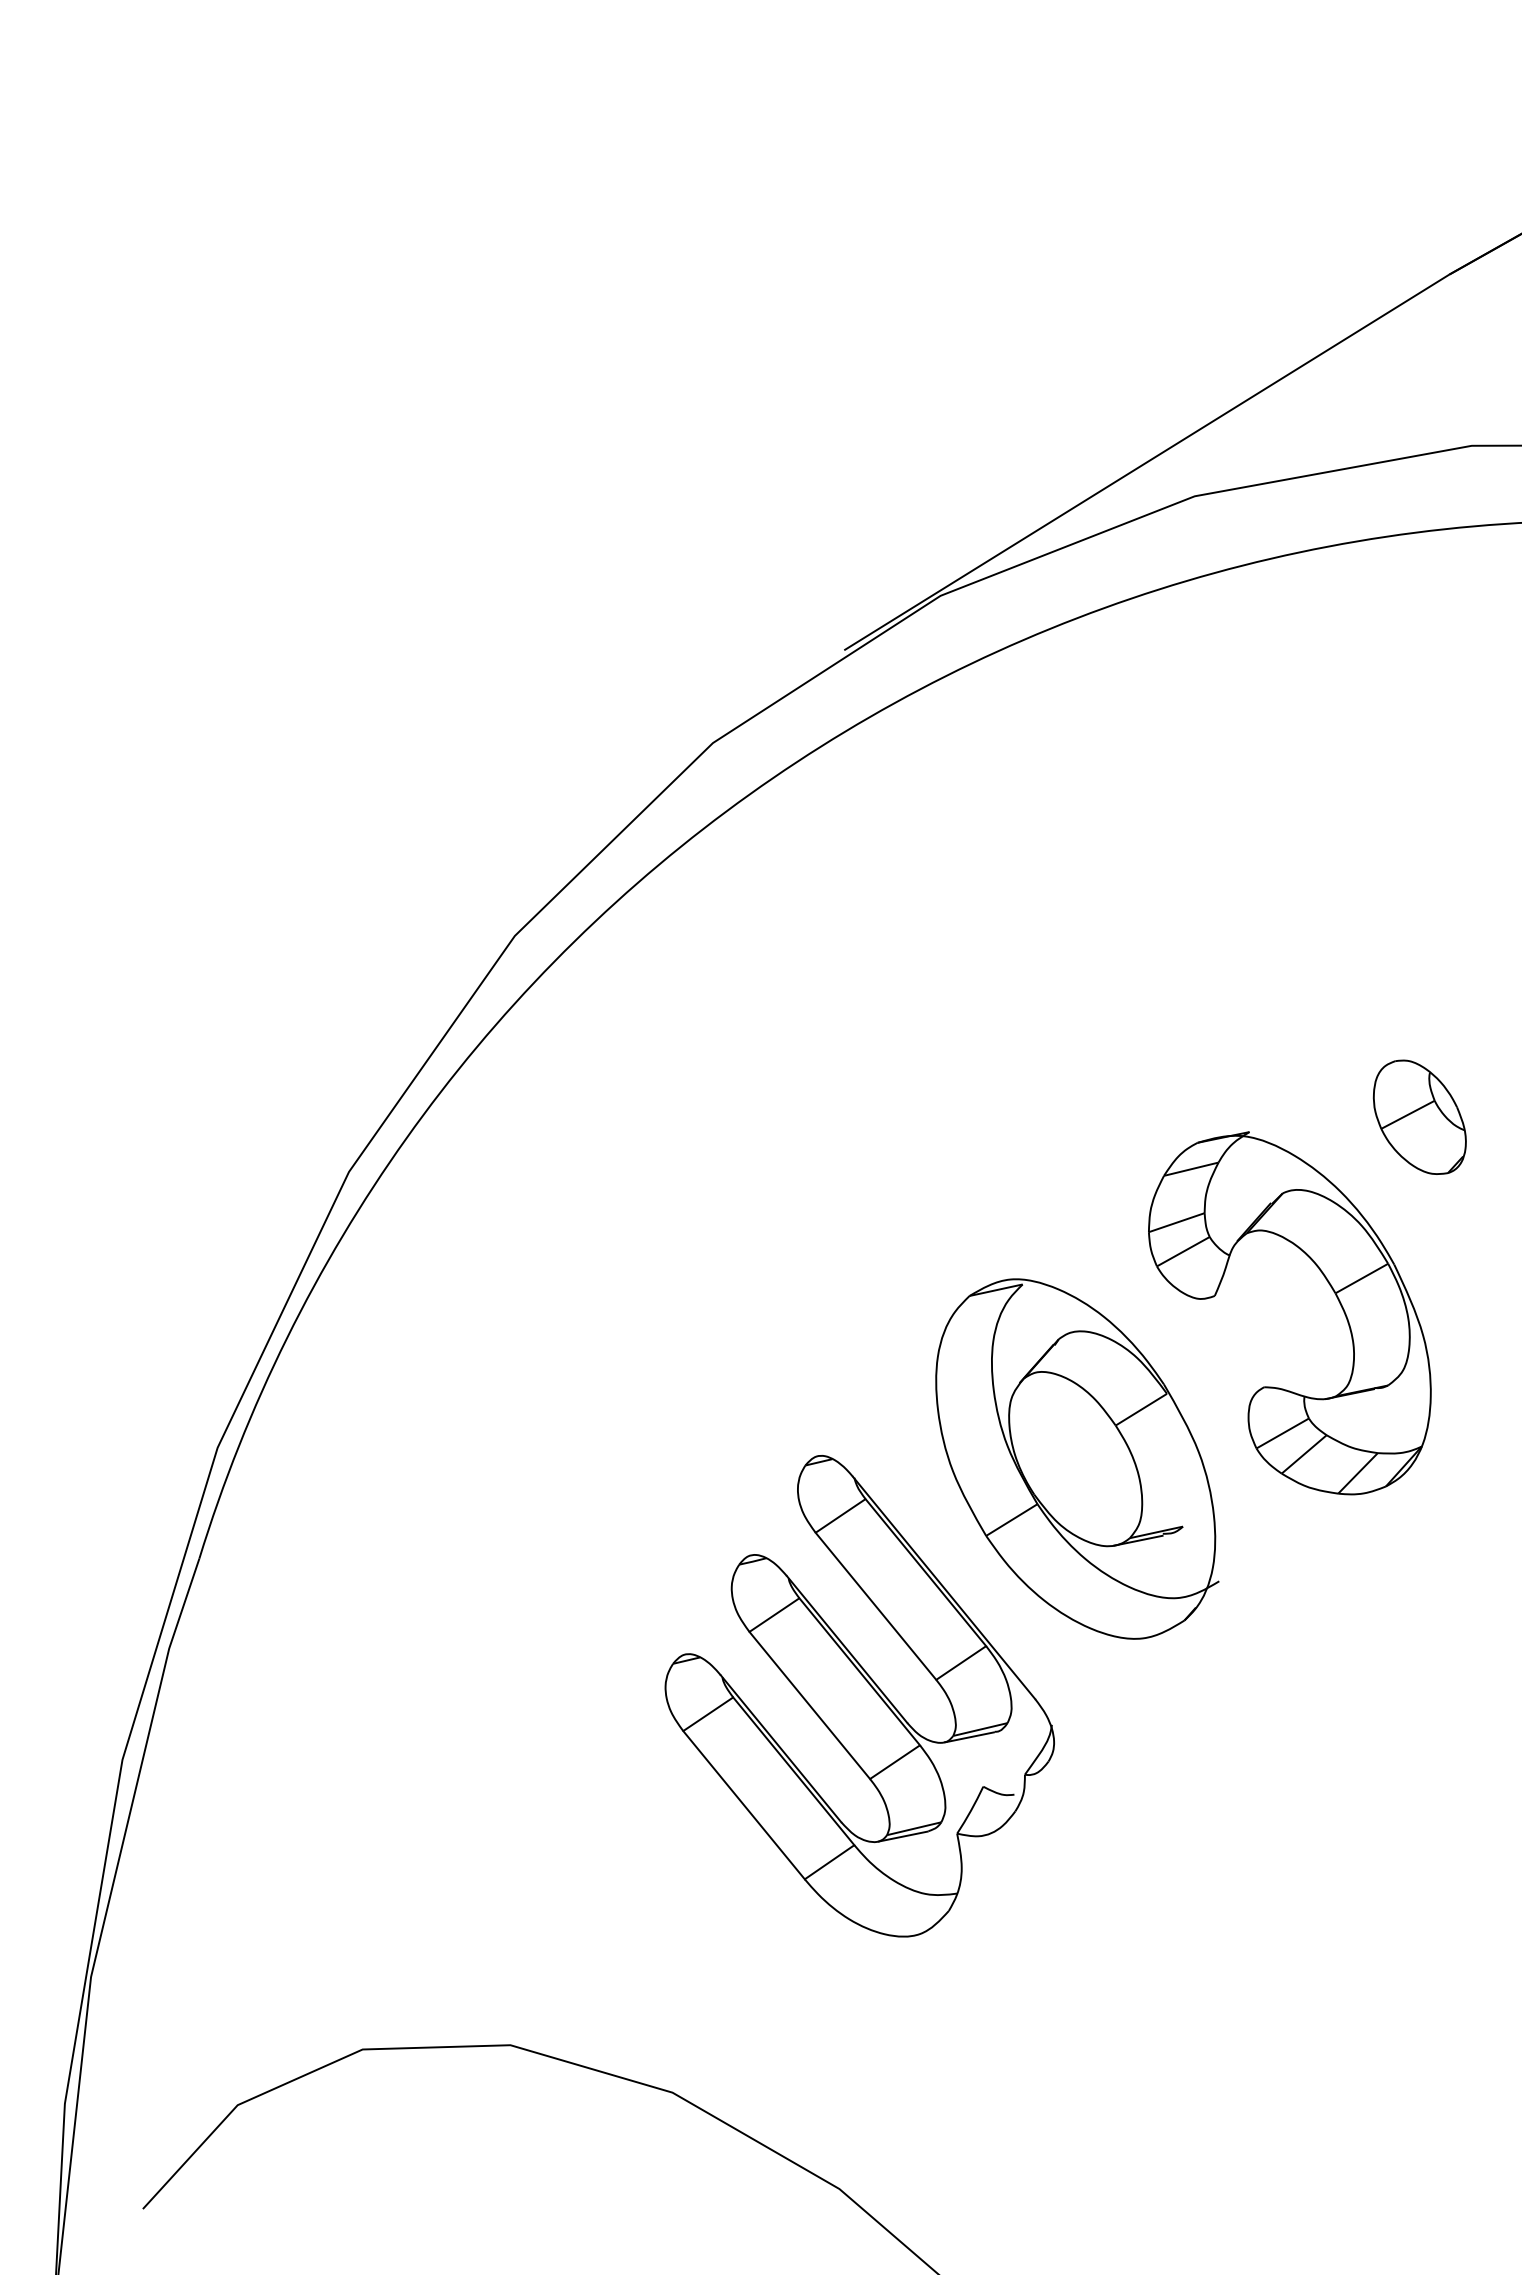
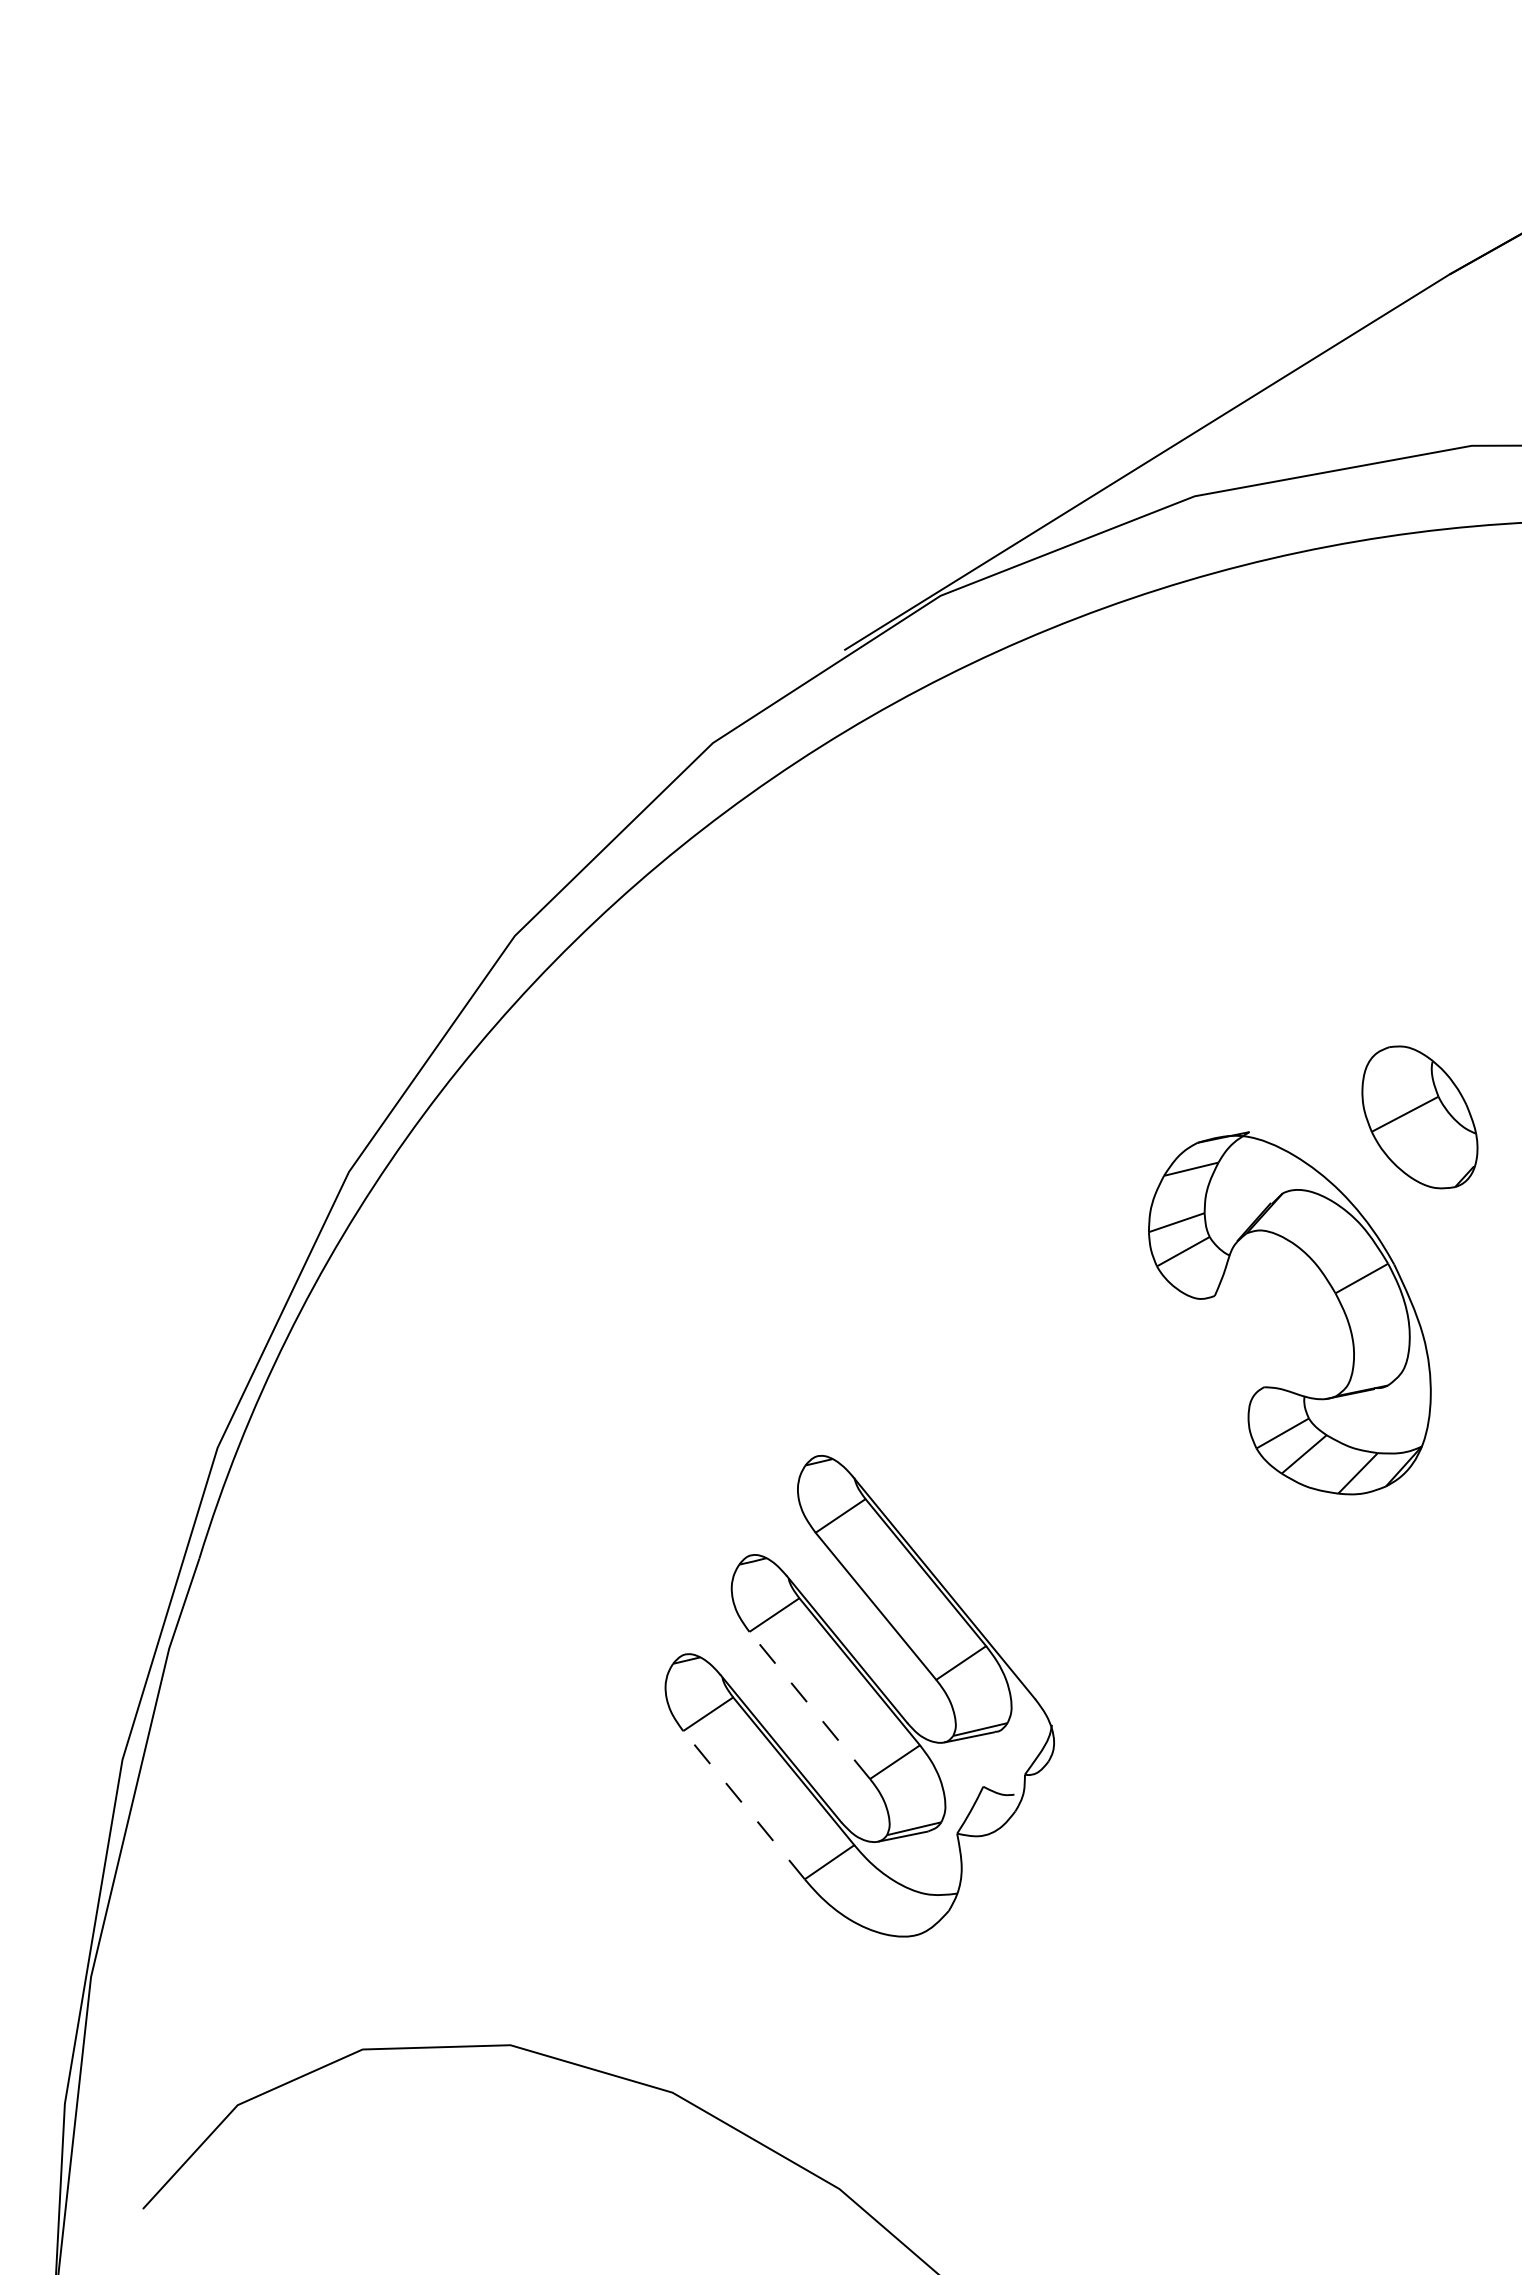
part size: 95x116 px -> 118x145 px (1419, 1117)
part: present -> none (1077, 1458)
line: solid -> dashed (809, 1705)
line: solid -> dashed (744, 1805)
